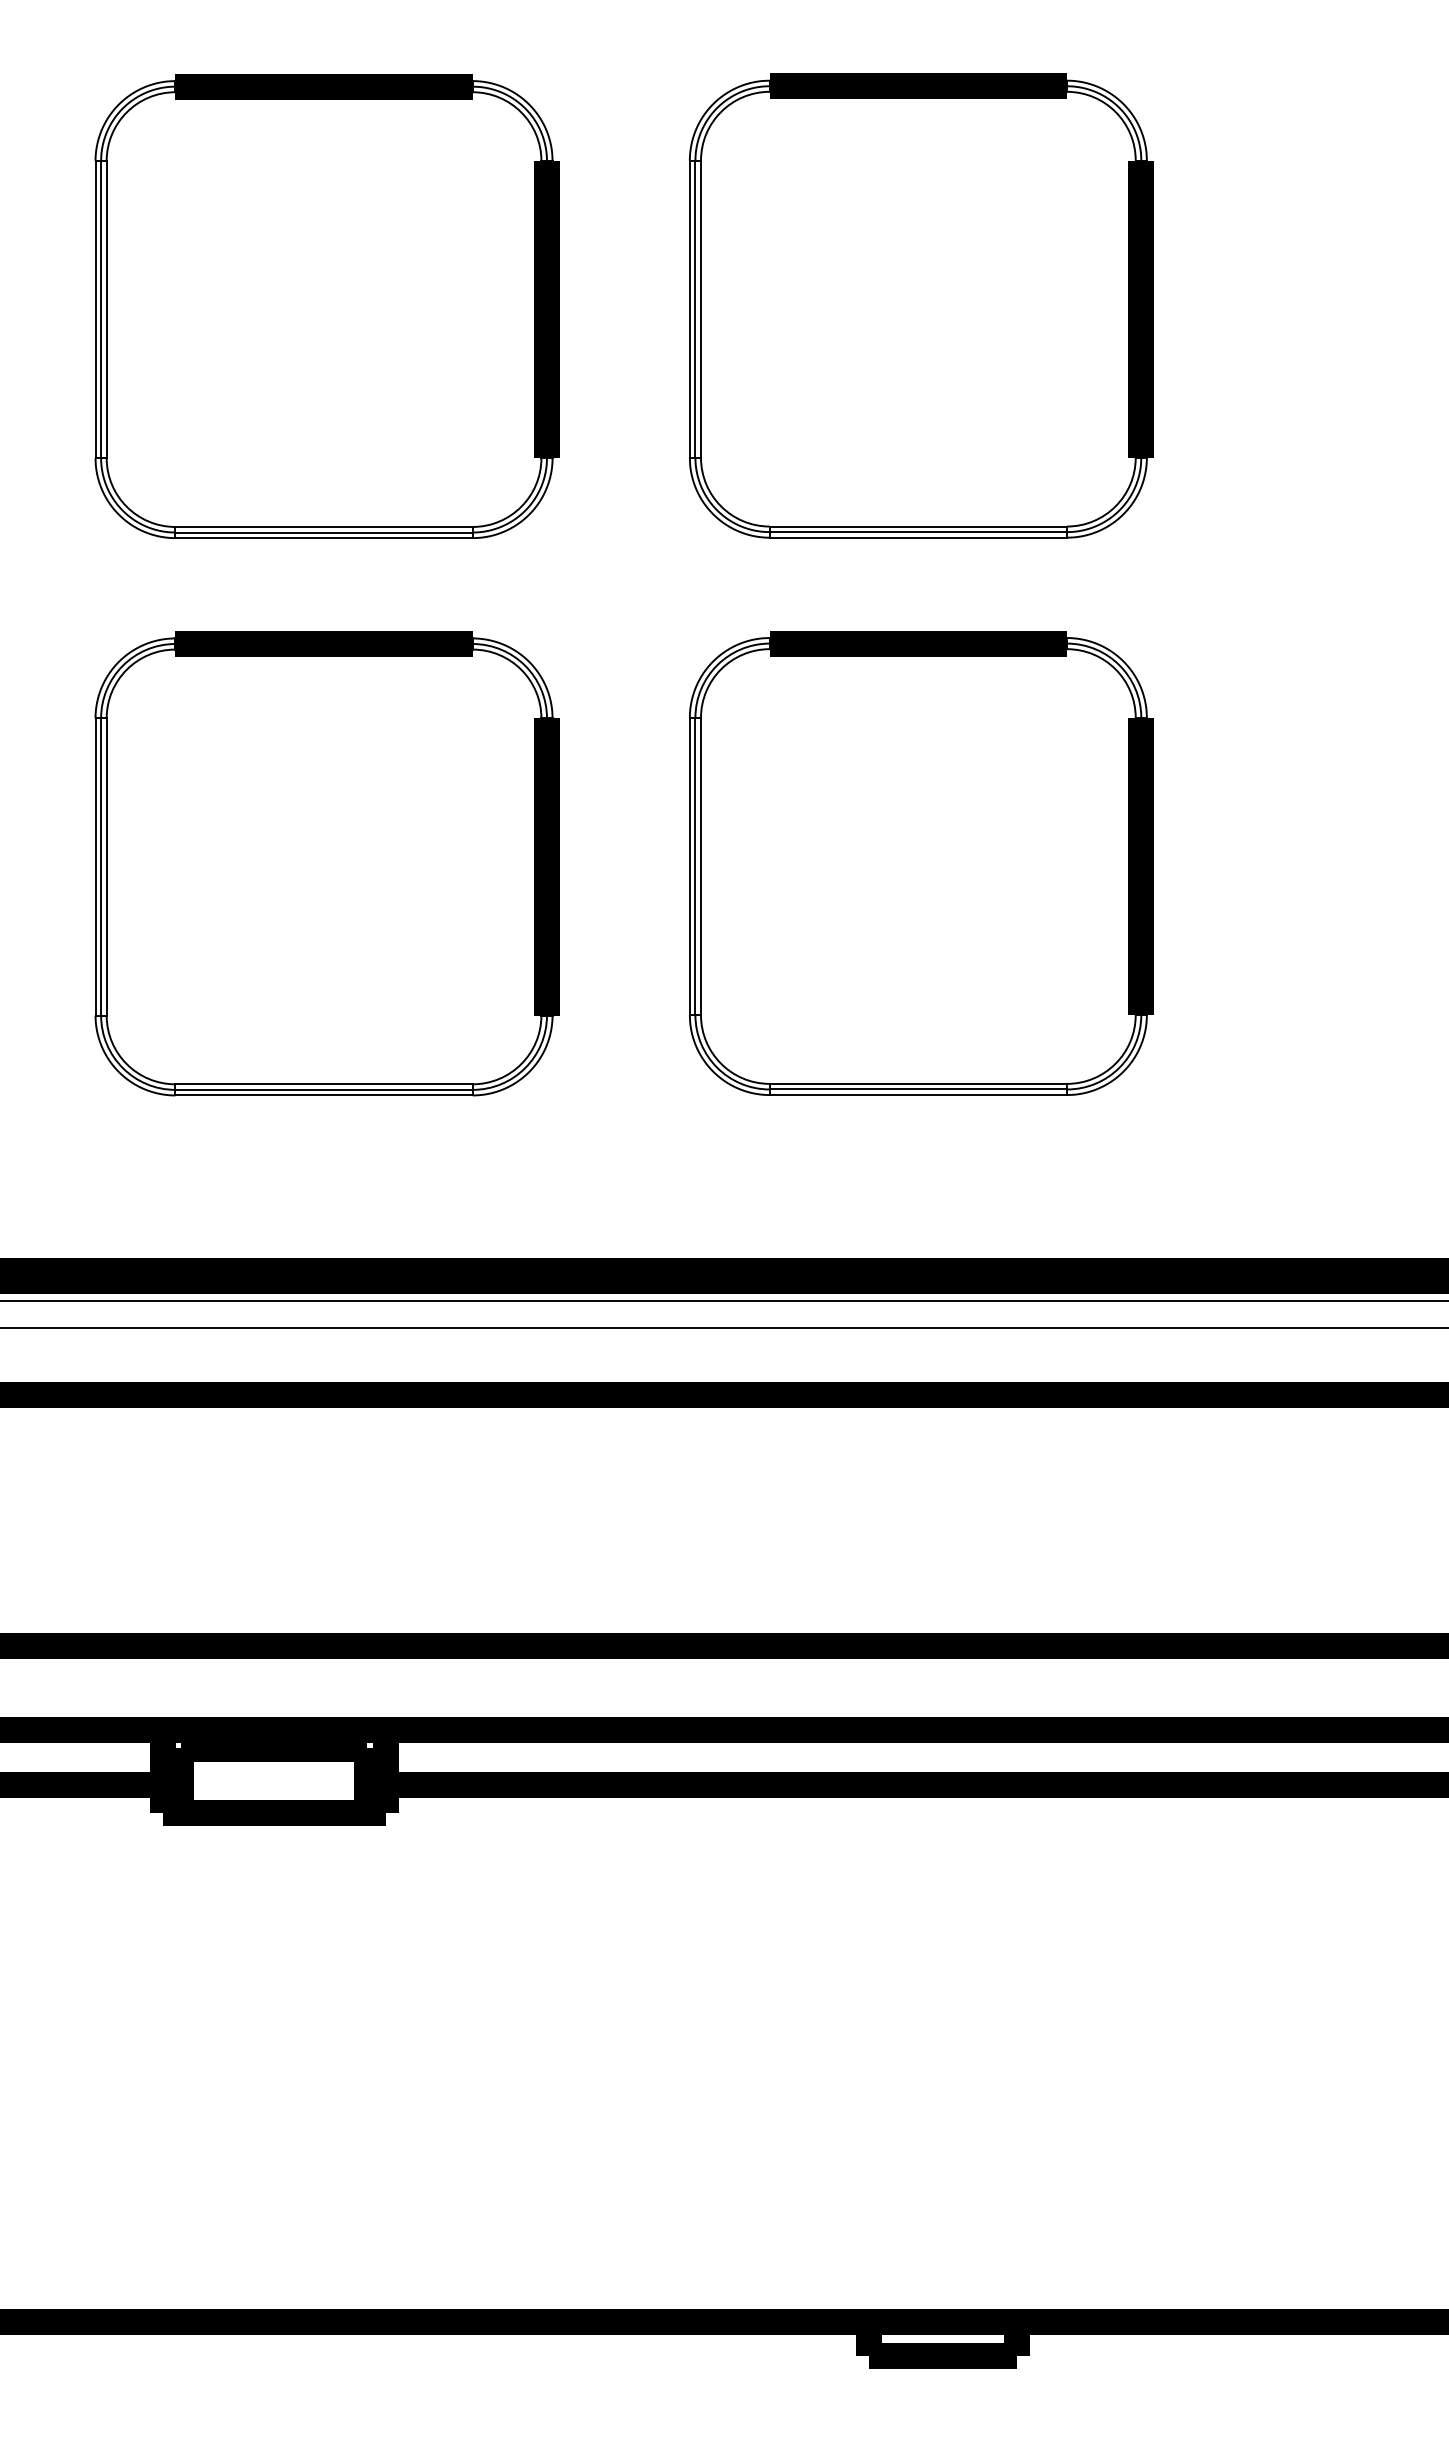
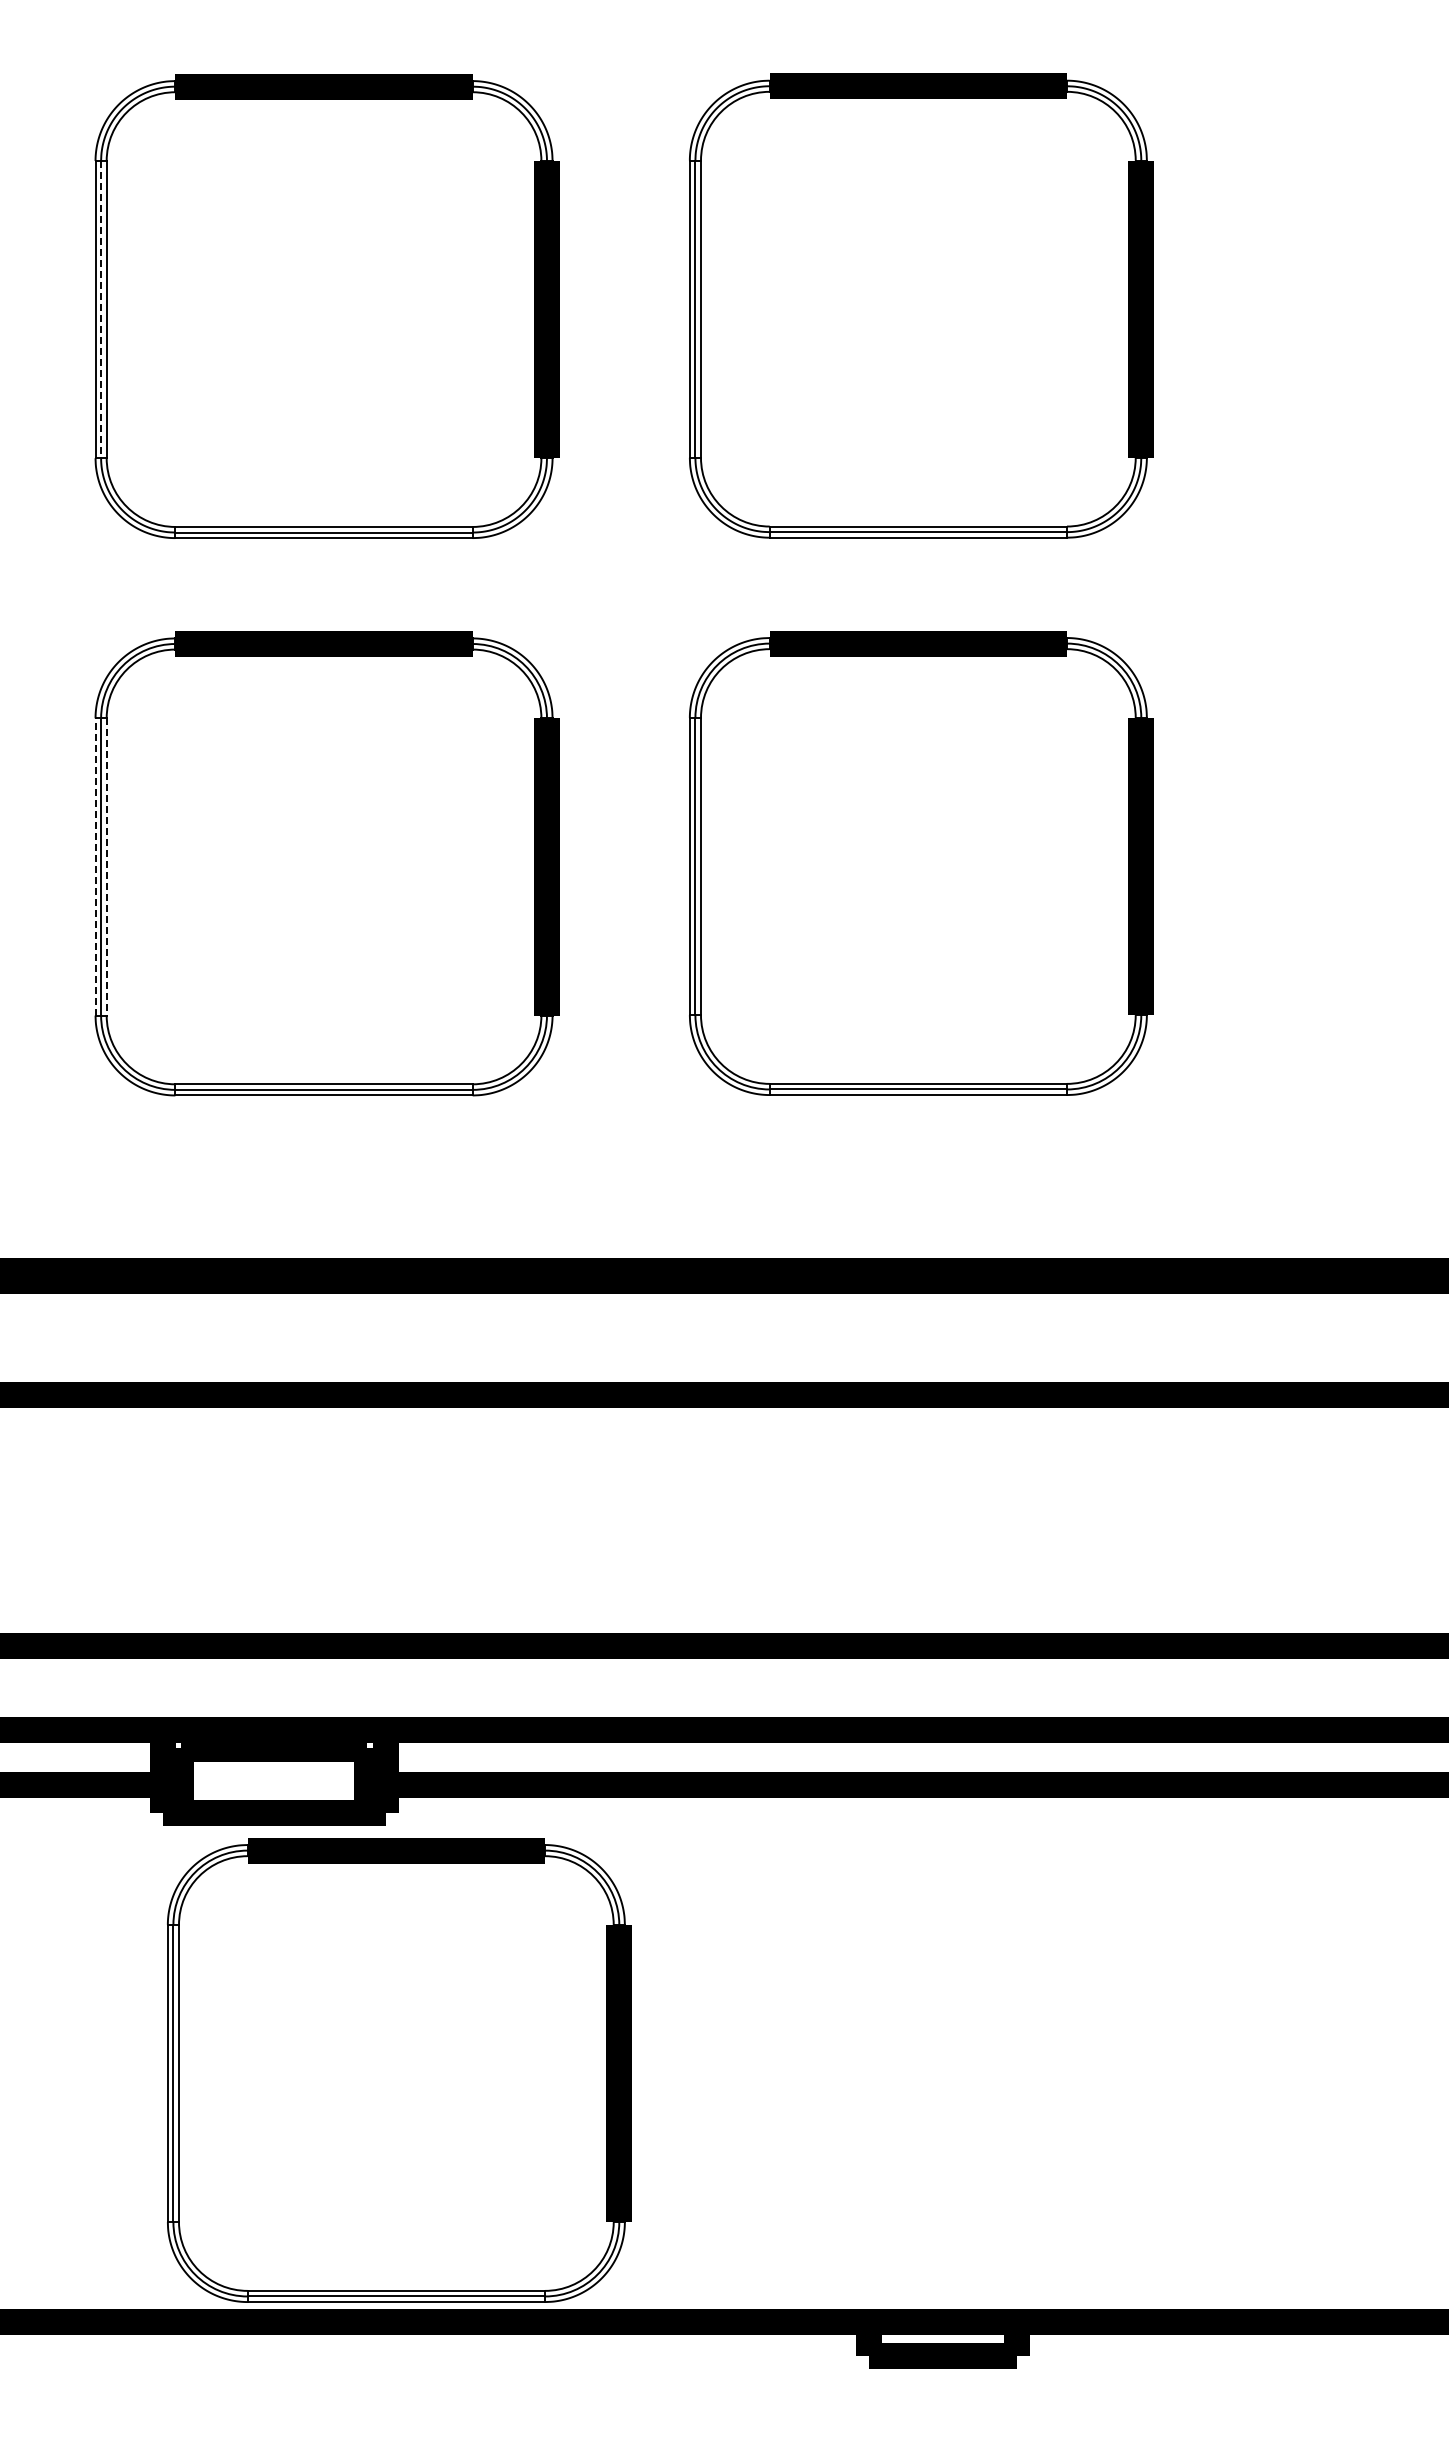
line: solid -> dashed (101, 309)
line: solid -> dashed (95, 866)
line: solid -> dashed (106, 866)
line: present -> none (723, 1300)
line: present -> none (723, 1327)
part: none -> present (399, 2070)
